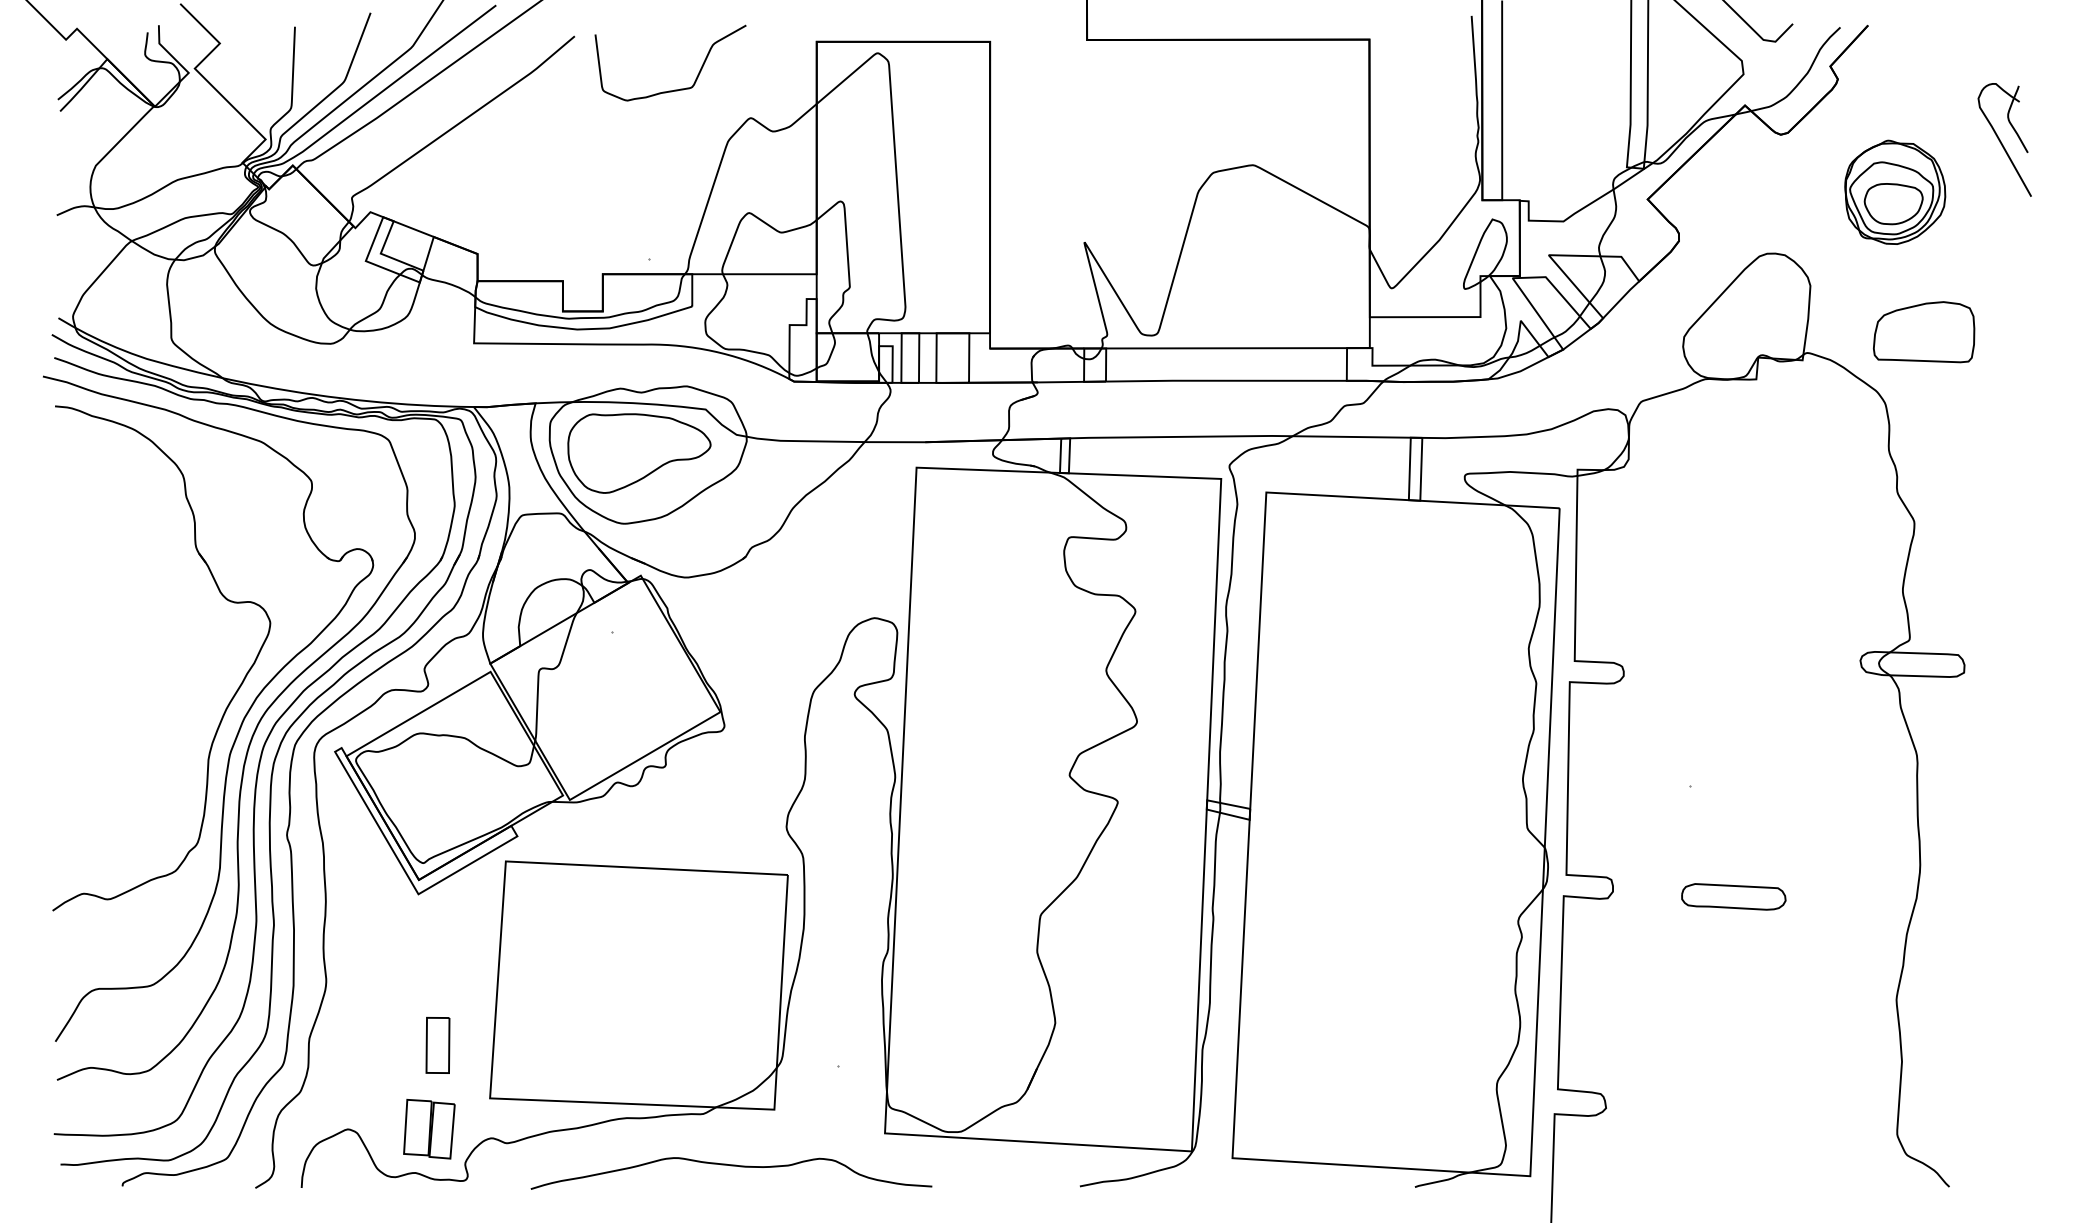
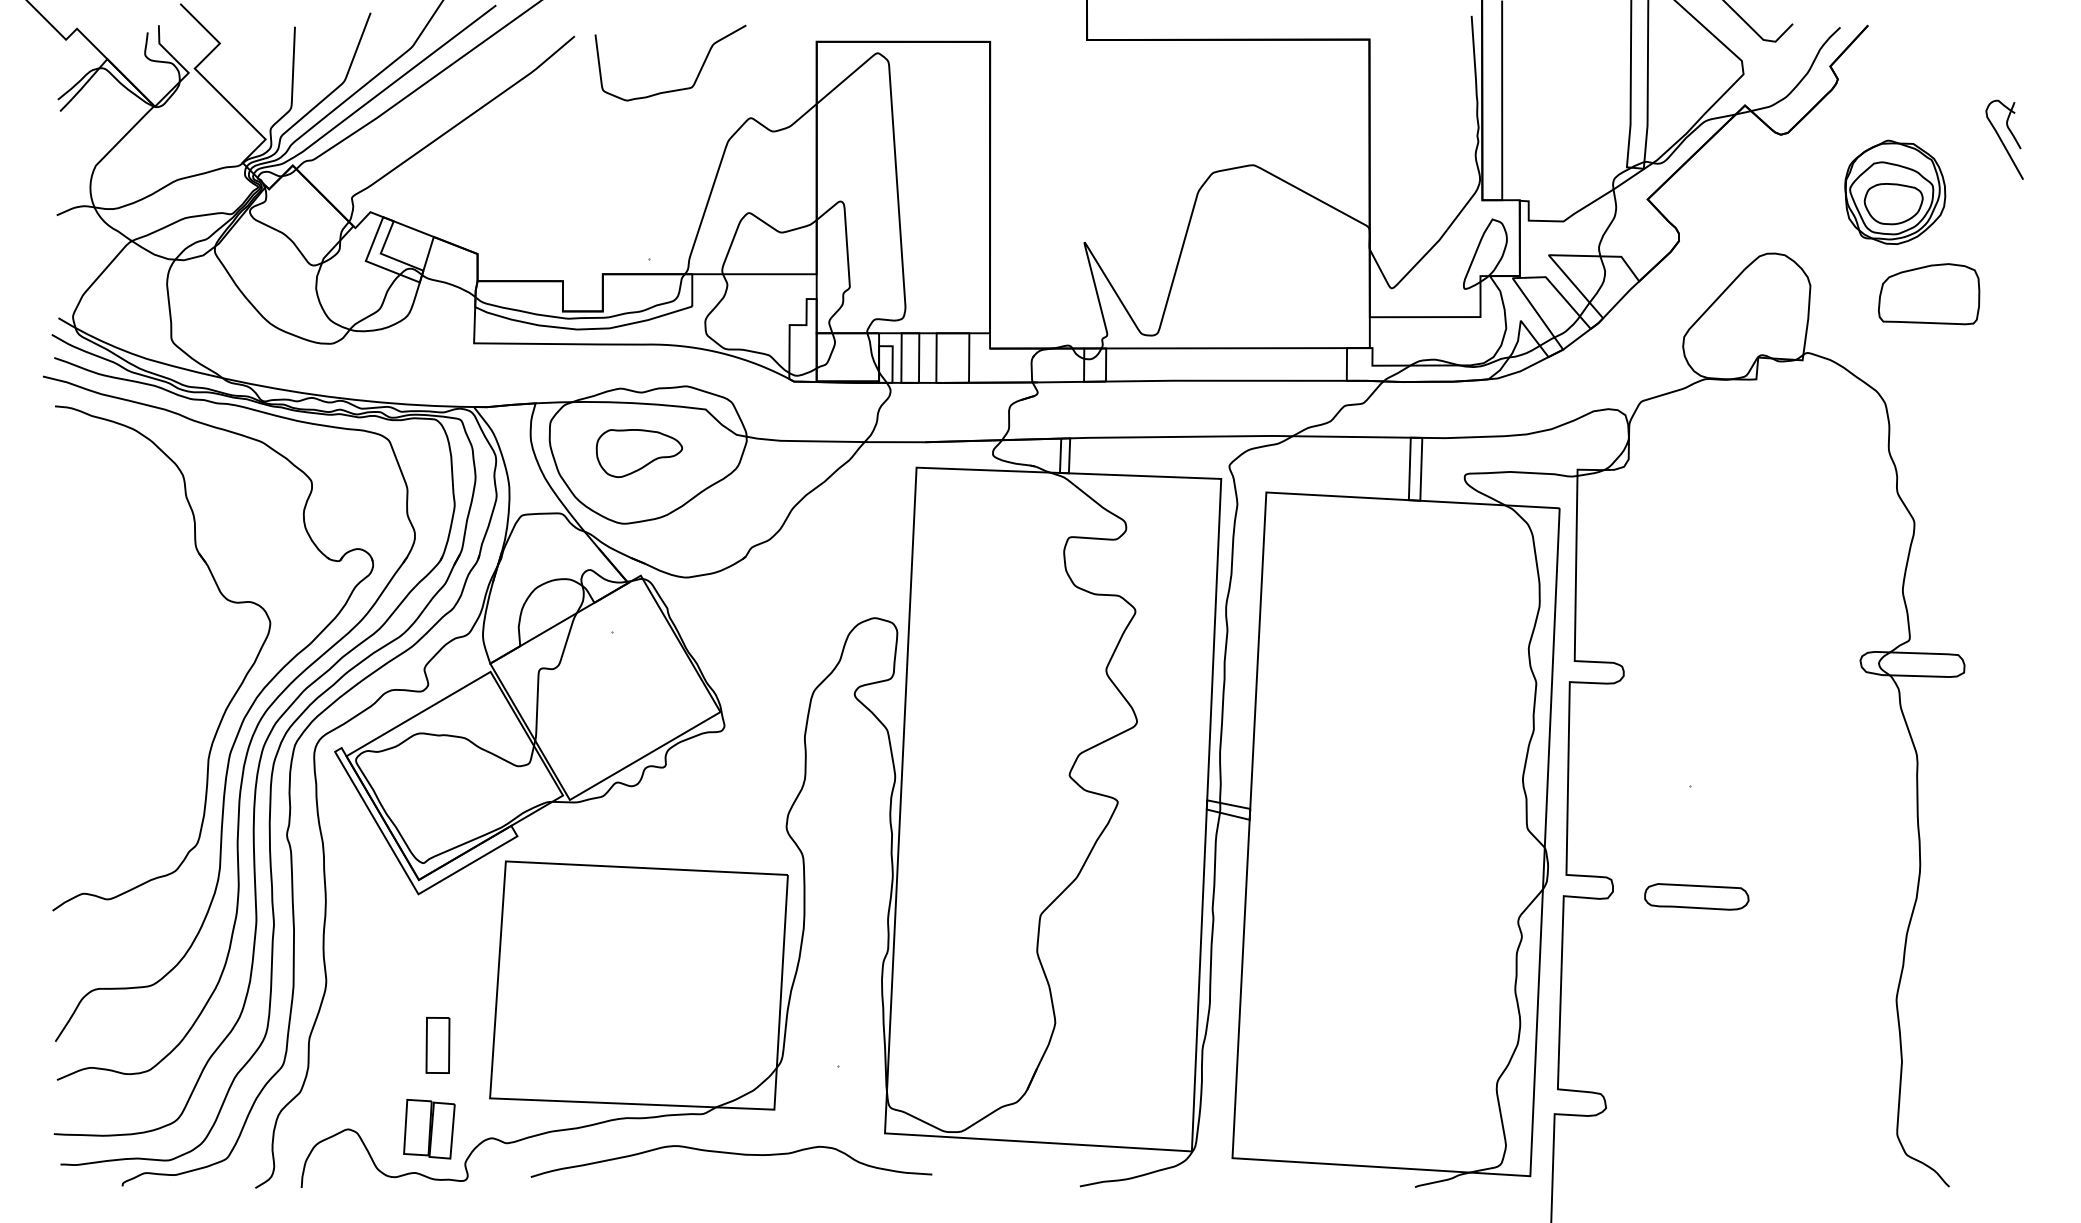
part size: 55x114 px -> 39x81 px (2004, 139)
part position: (1924, 332) -> (1929, 294) (1929, 294)
part size: 145x81 px -> 89x50 px (639, 453)
part position: (1733, 896) -> (1696, 896) (1696, 896)
curve position: (731, 1166) -> (731, 1154) (731, 1154)
